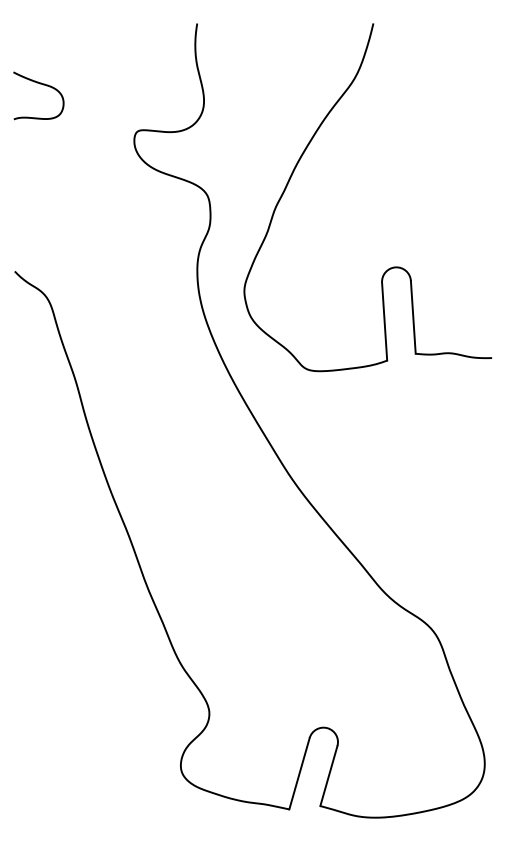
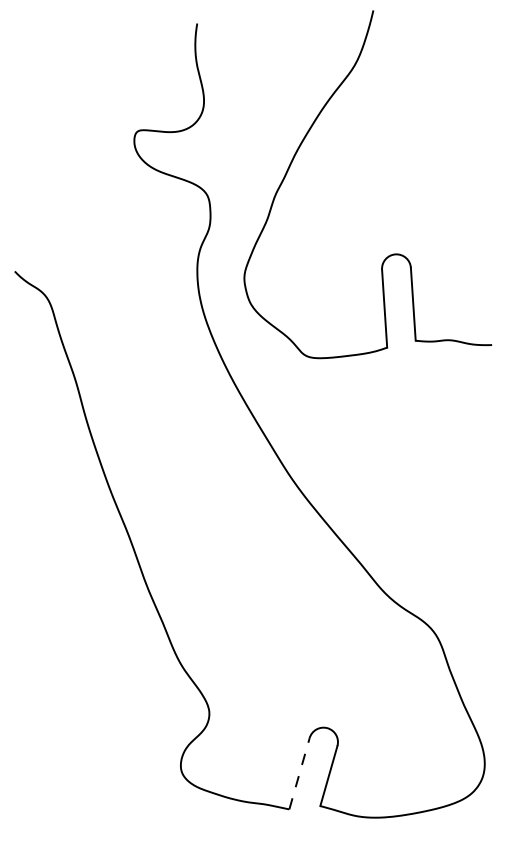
curve: present -> none (40, 84)
part position: (390, 267) -> (390, 254) (390, 254)
line: solid -> dashed (299, 773)
